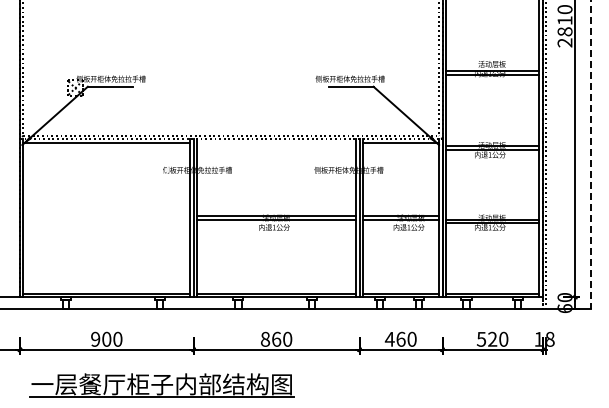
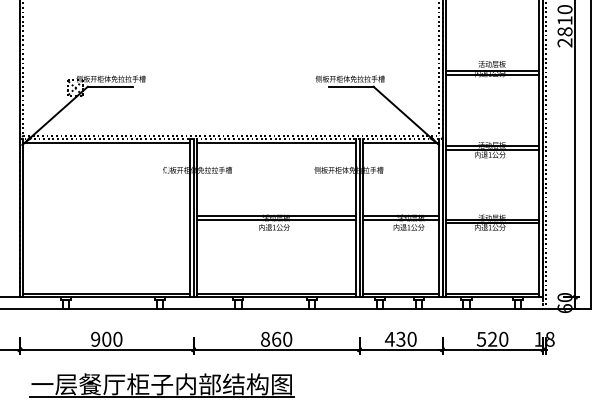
line: none -> present (276, 142)
line: dashed -> solid (590, 155)
text: 460 -> 430 (400, 338)
